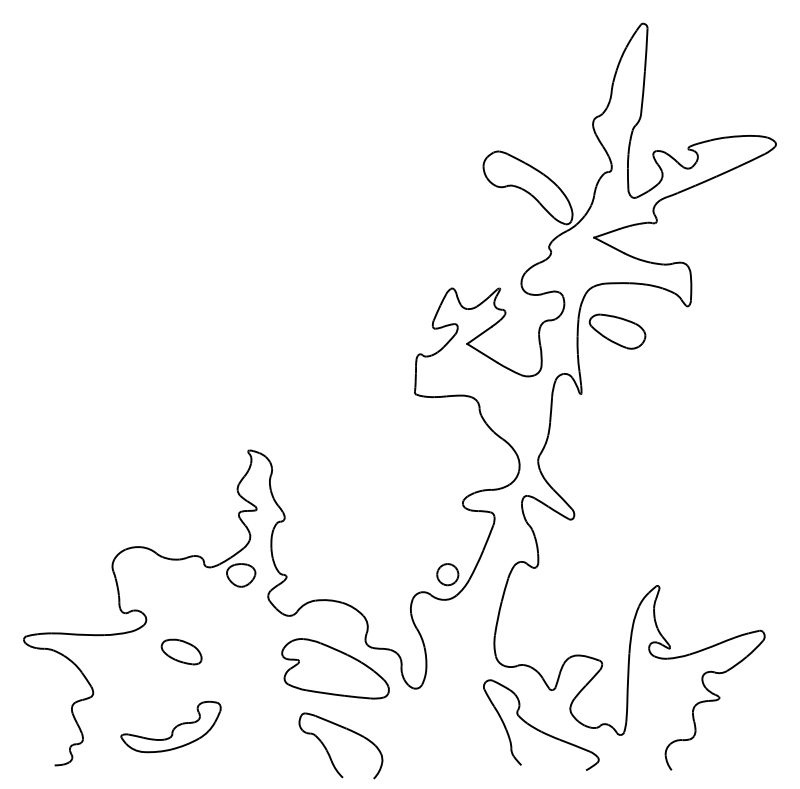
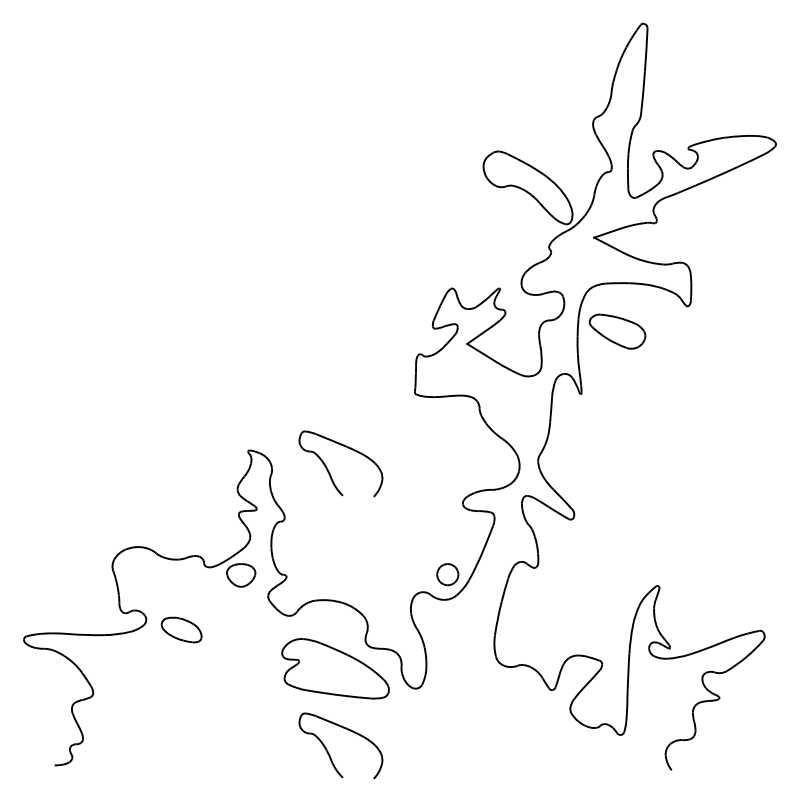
part: none -> present (328, 469)
part position: (181, 651) -> (181, 629) (181, 629)
part: present -> none (541, 724)
part: present -> none (170, 726)
